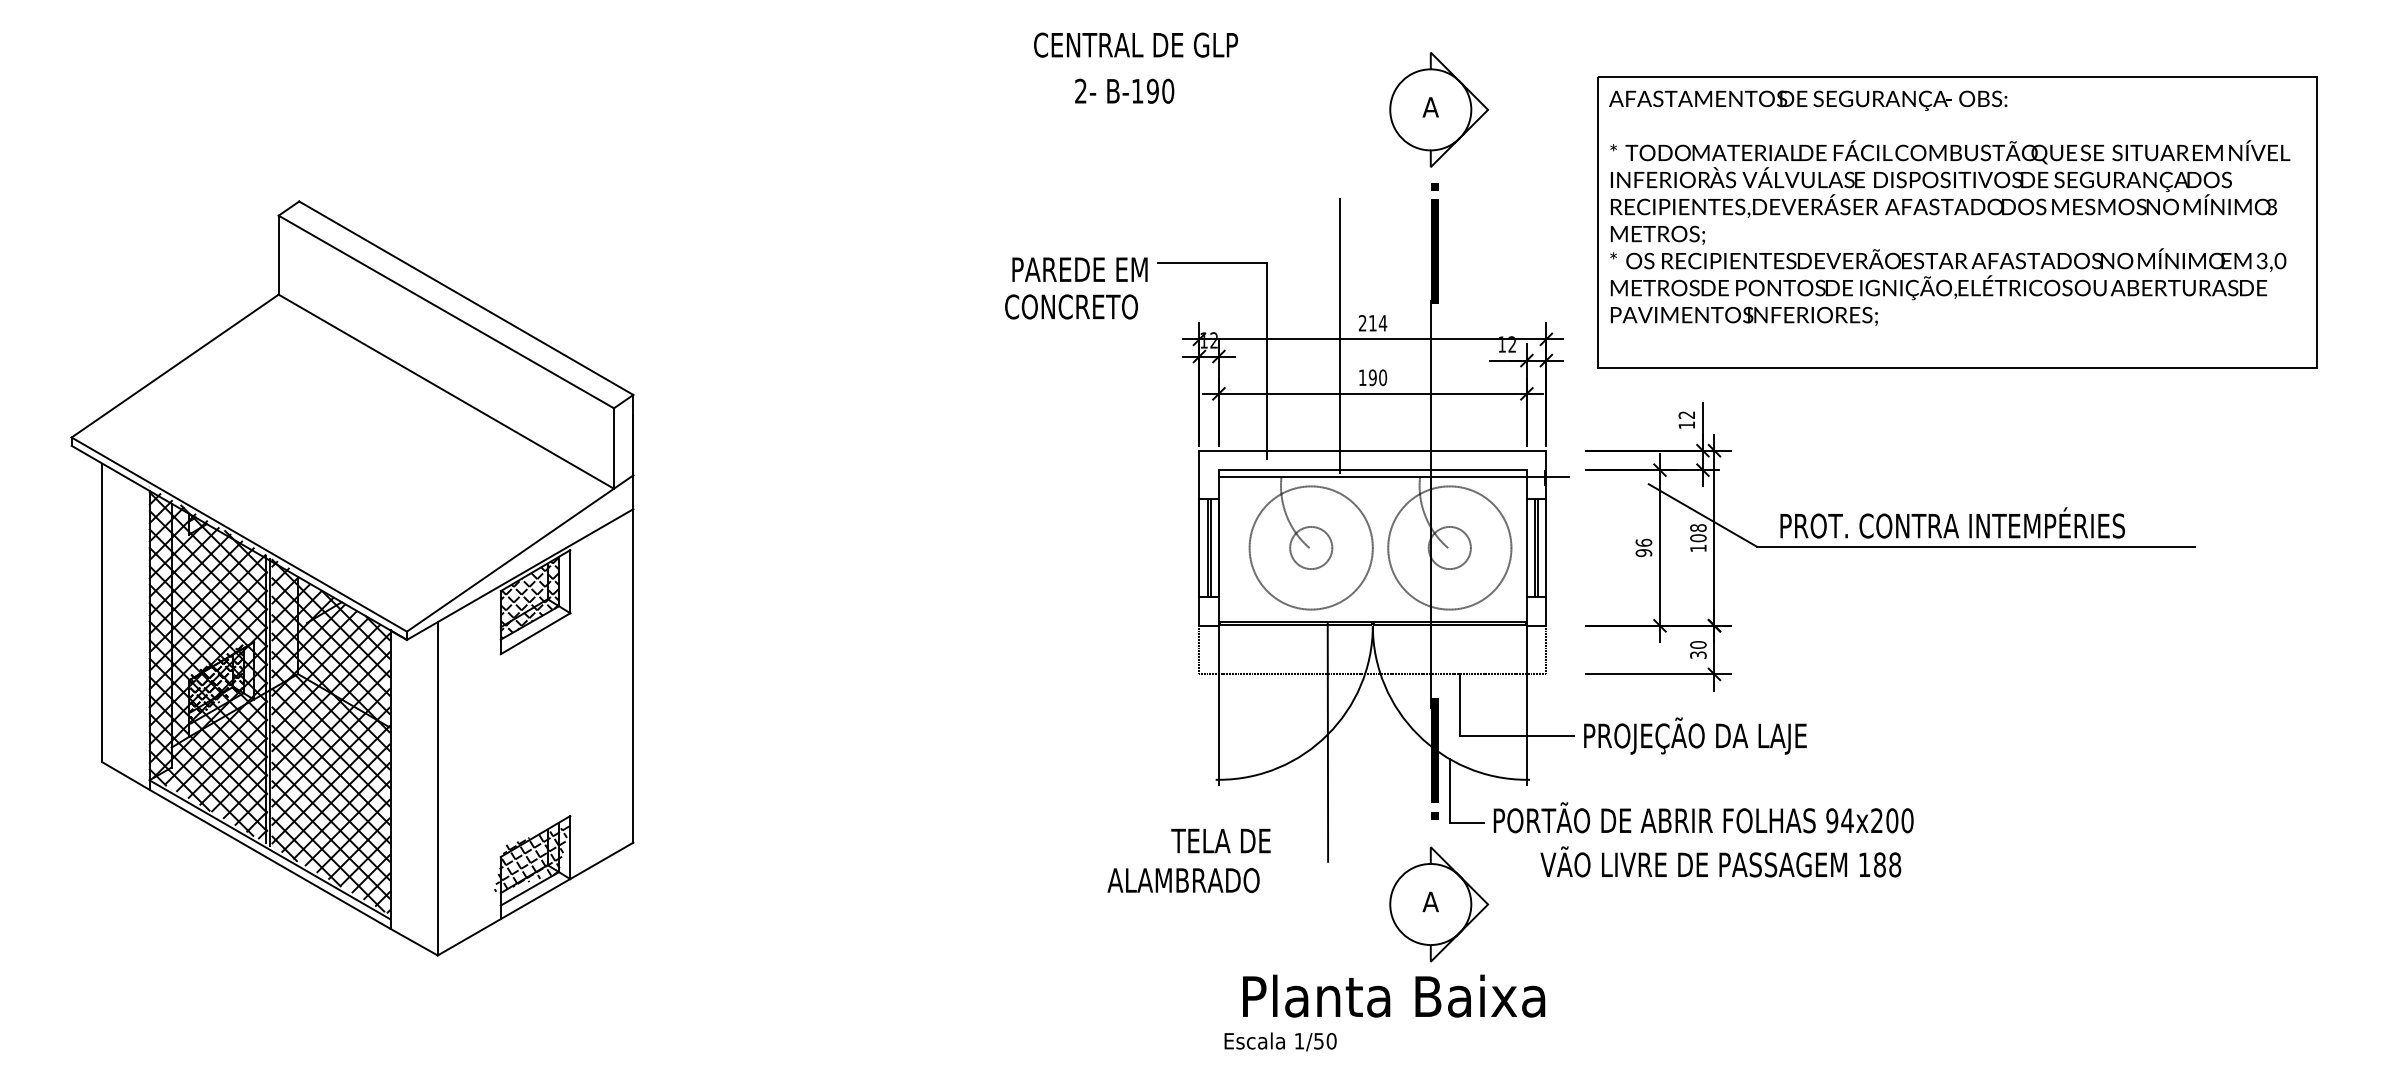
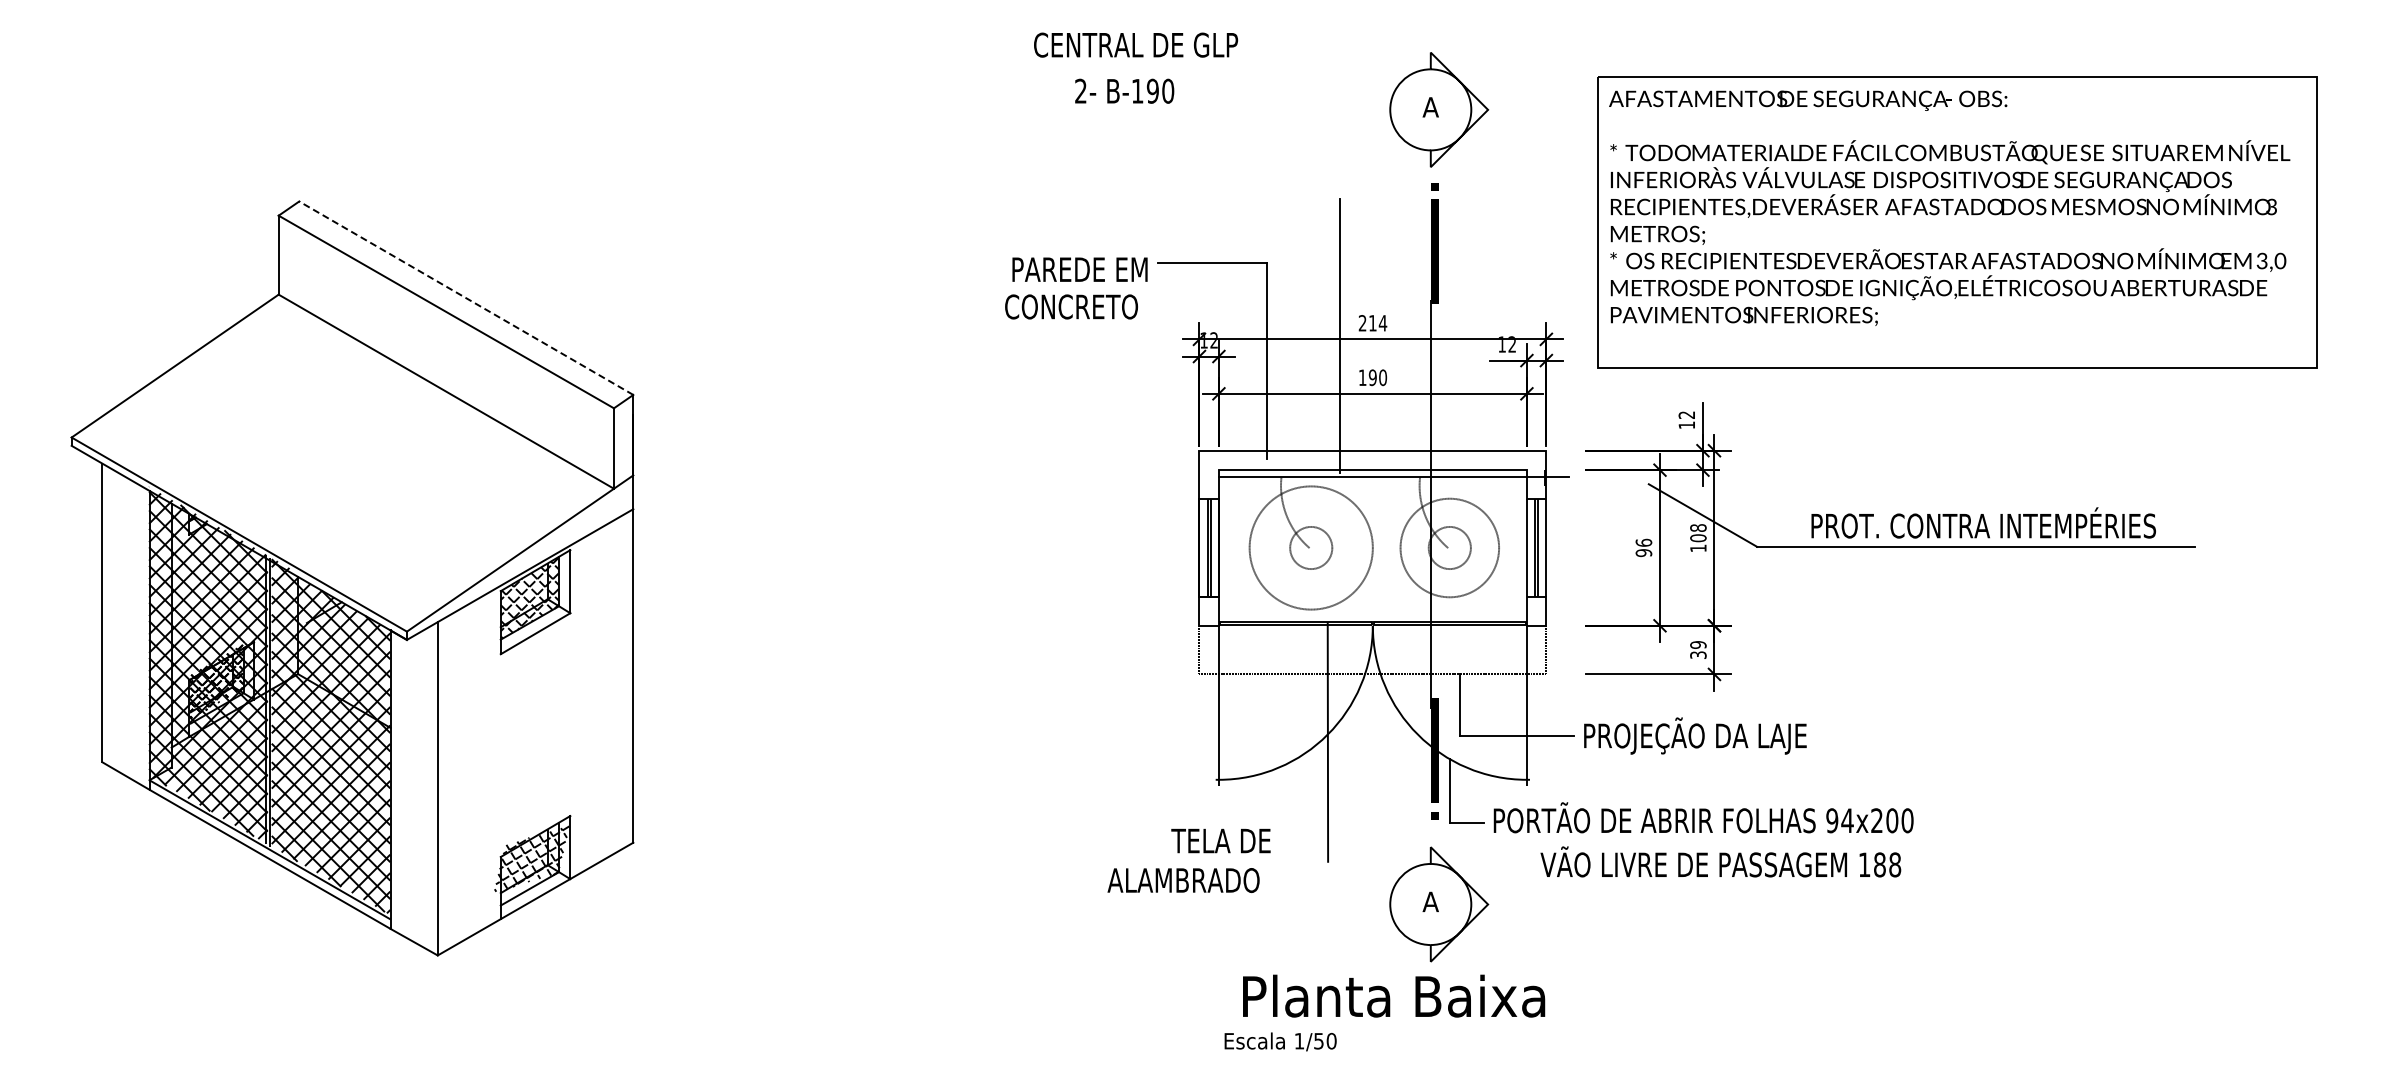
line: solid -> dashed (465, 297)
text position: (1952, 522) -> (1983, 522) (1983, 522)
circle diameter: 123 px -> 99 px (1449, 547)
text: 30 -> 39 (1698, 644)
